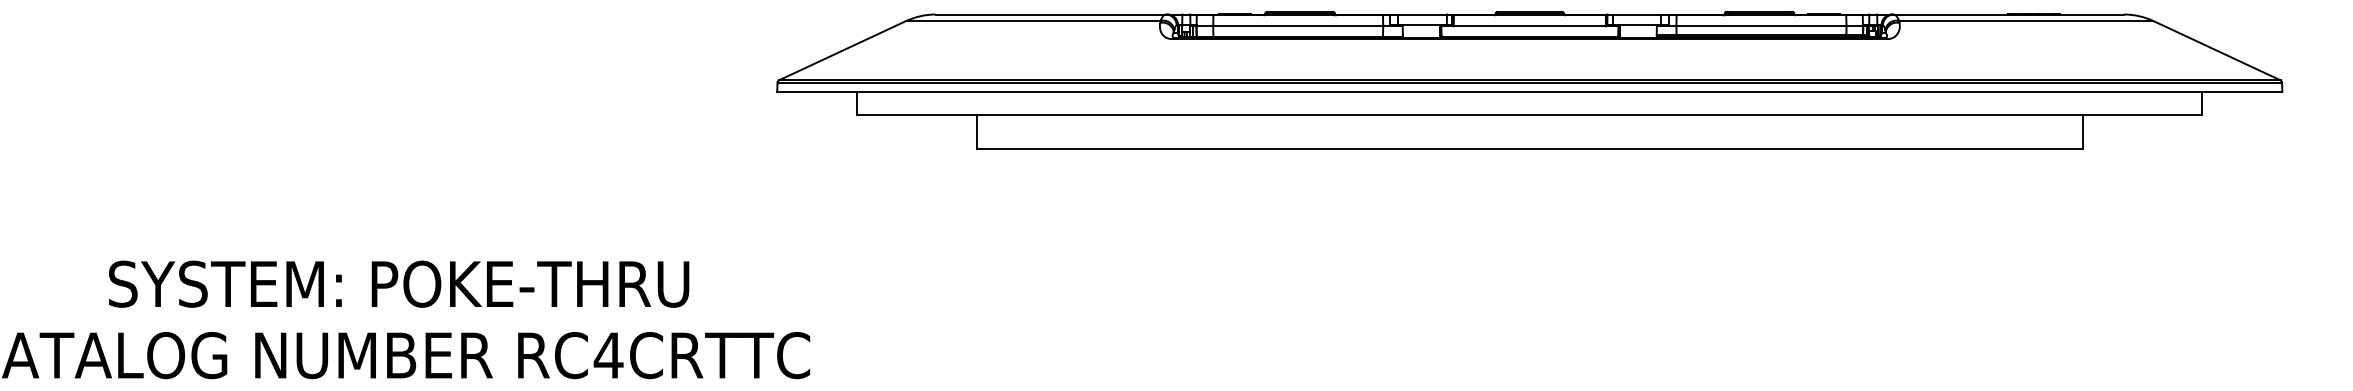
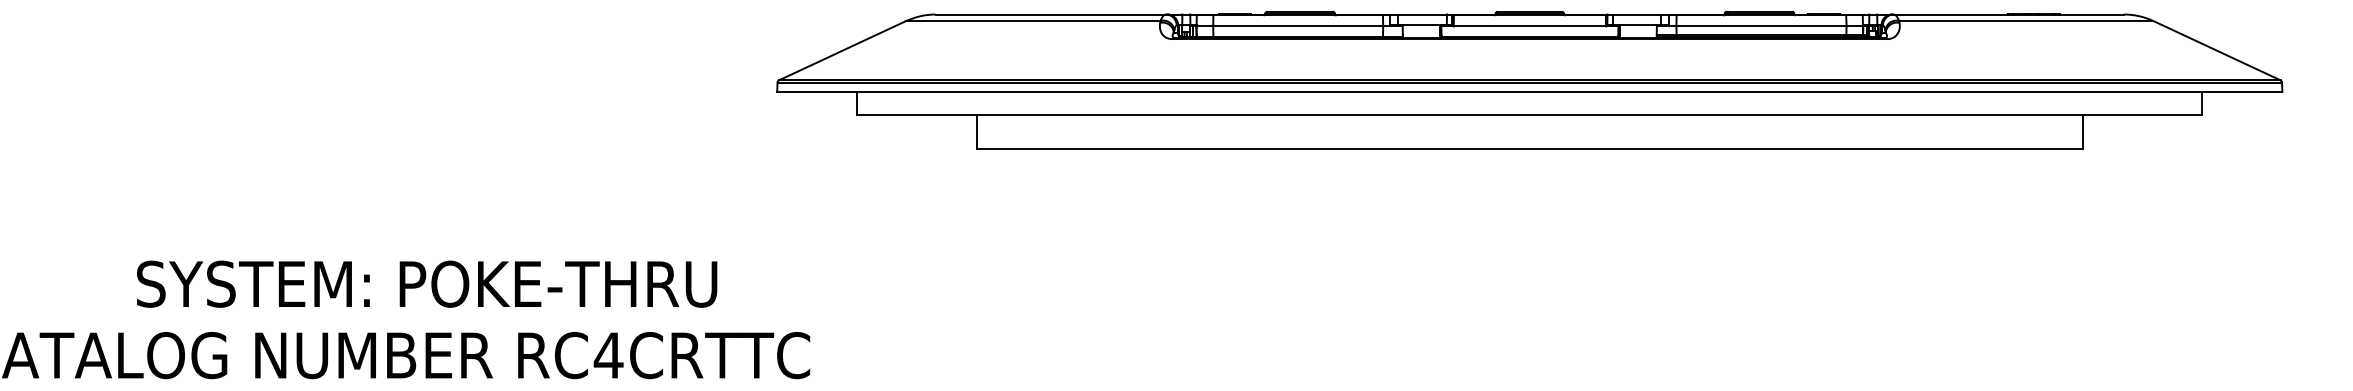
text position: (399, 283) -> (427, 283) (427, 283)
